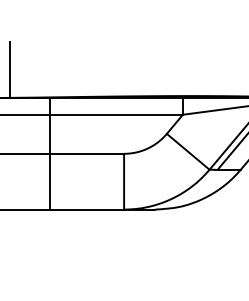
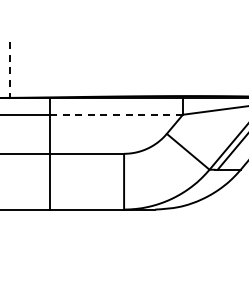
line: solid -> dashed (9, 70)
line: solid -> dashed (116, 114)
